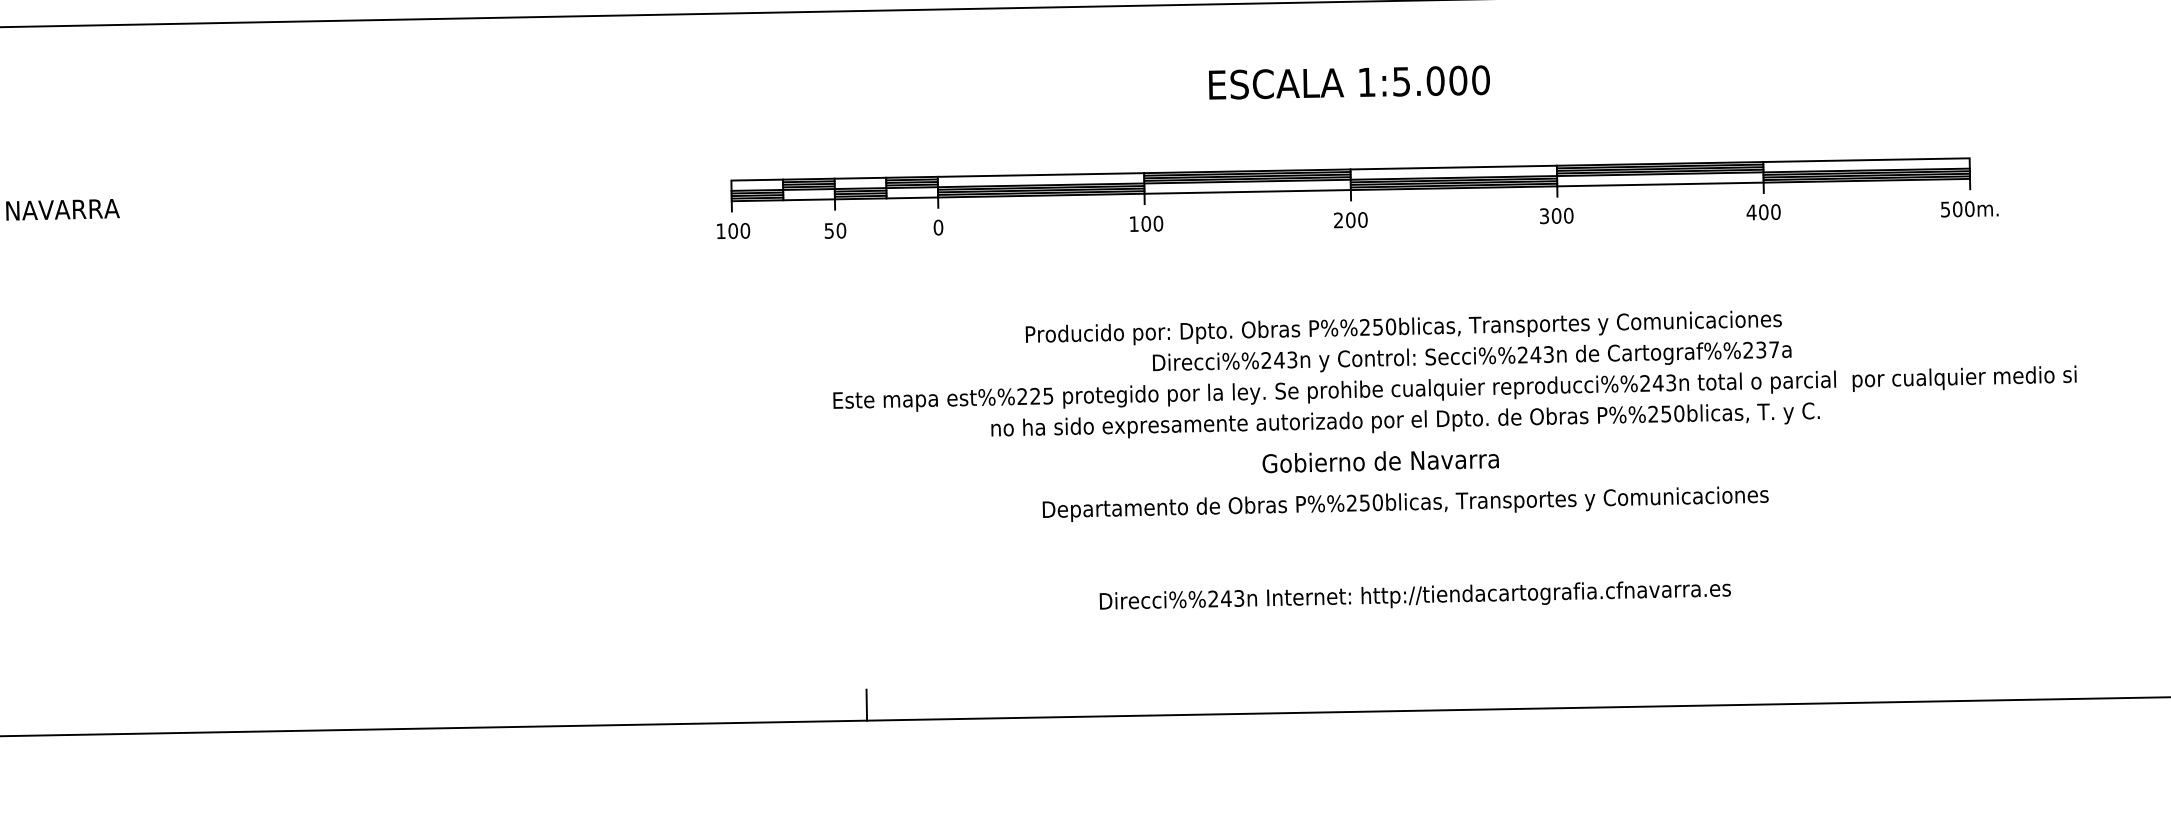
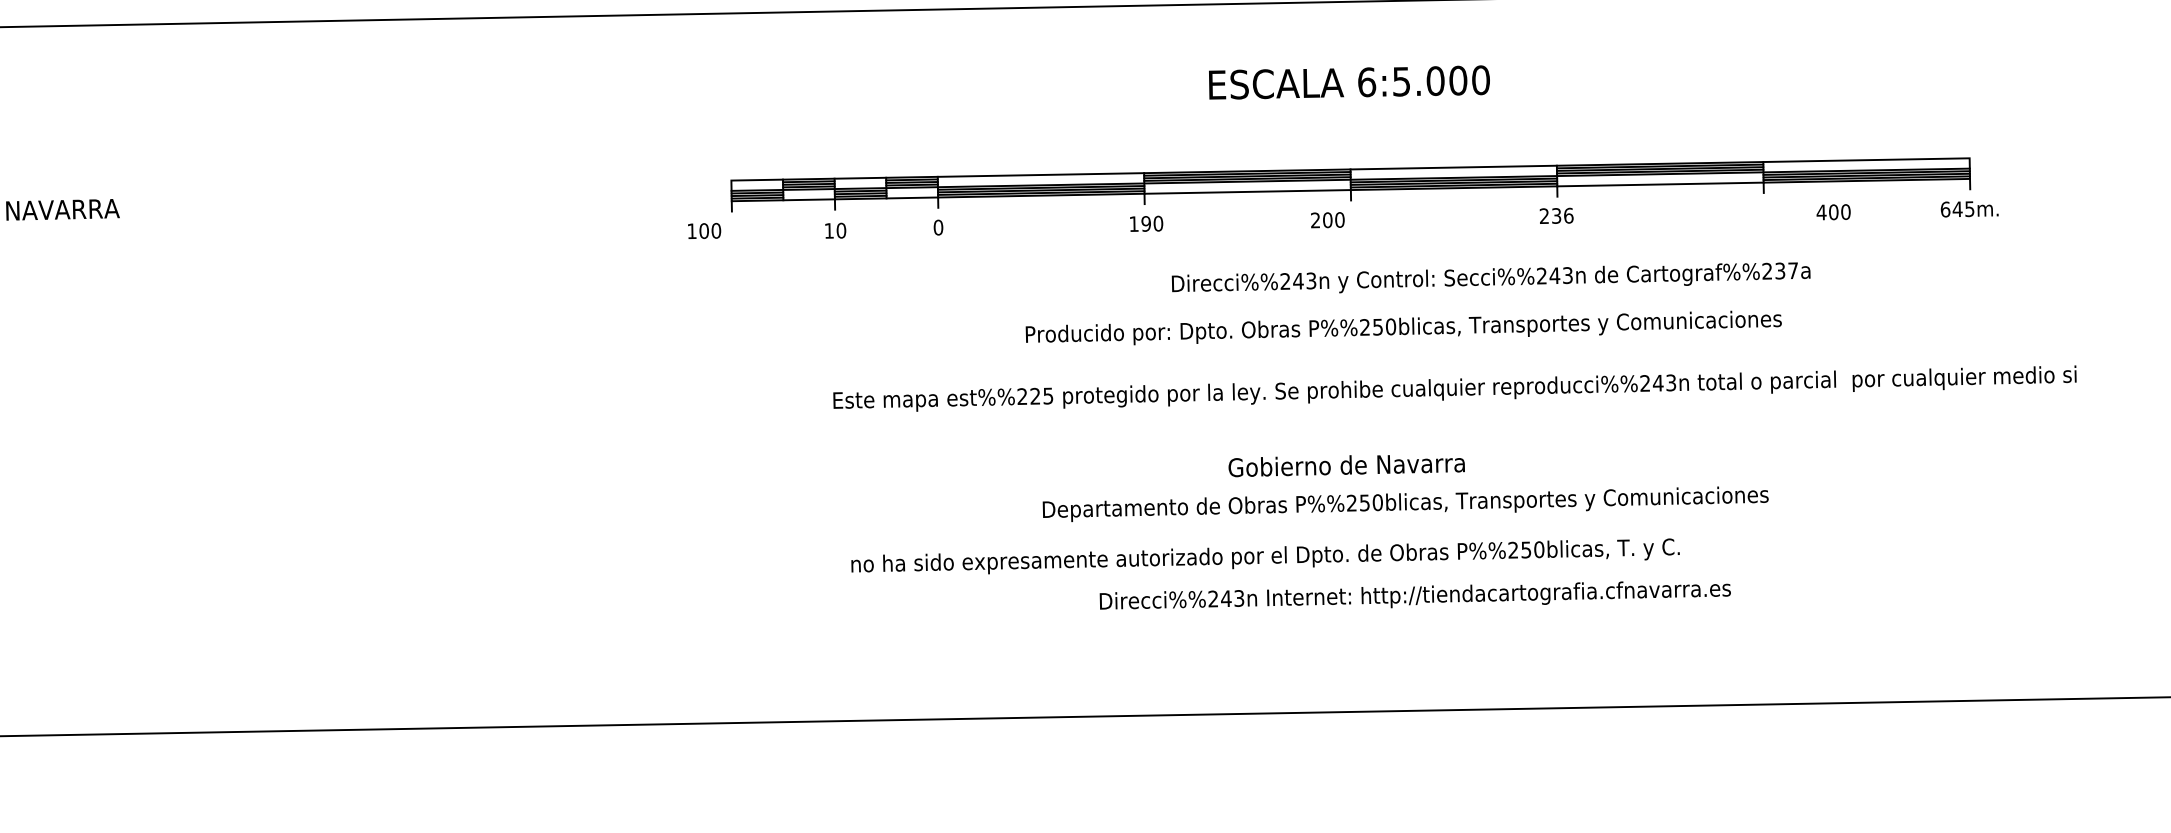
text: 1:5.000 -> 6:5.000 (1367, 82)
text: 500m. -> 645m. (1957, 209)
text position: (1763, 212) -> (1833, 212) (1833, 212)
text: 300 -> 236 (1556, 215)
text position: (1350, 220) -> (1327, 220) (1327, 220)
text: 100 -> 190 (1145, 223)
text position: (733, 230) -> (704, 230) (704, 230)
text: 50 -> 10 (828, 230)
text position: (1471, 356) -> (1490, 277) (1490, 277)
text position: (1405, 420) -> (1265, 556) (1265, 556)
text position: (1380, 462) -> (1346, 466) (1346, 466)
line: present -> none (866, 704)
